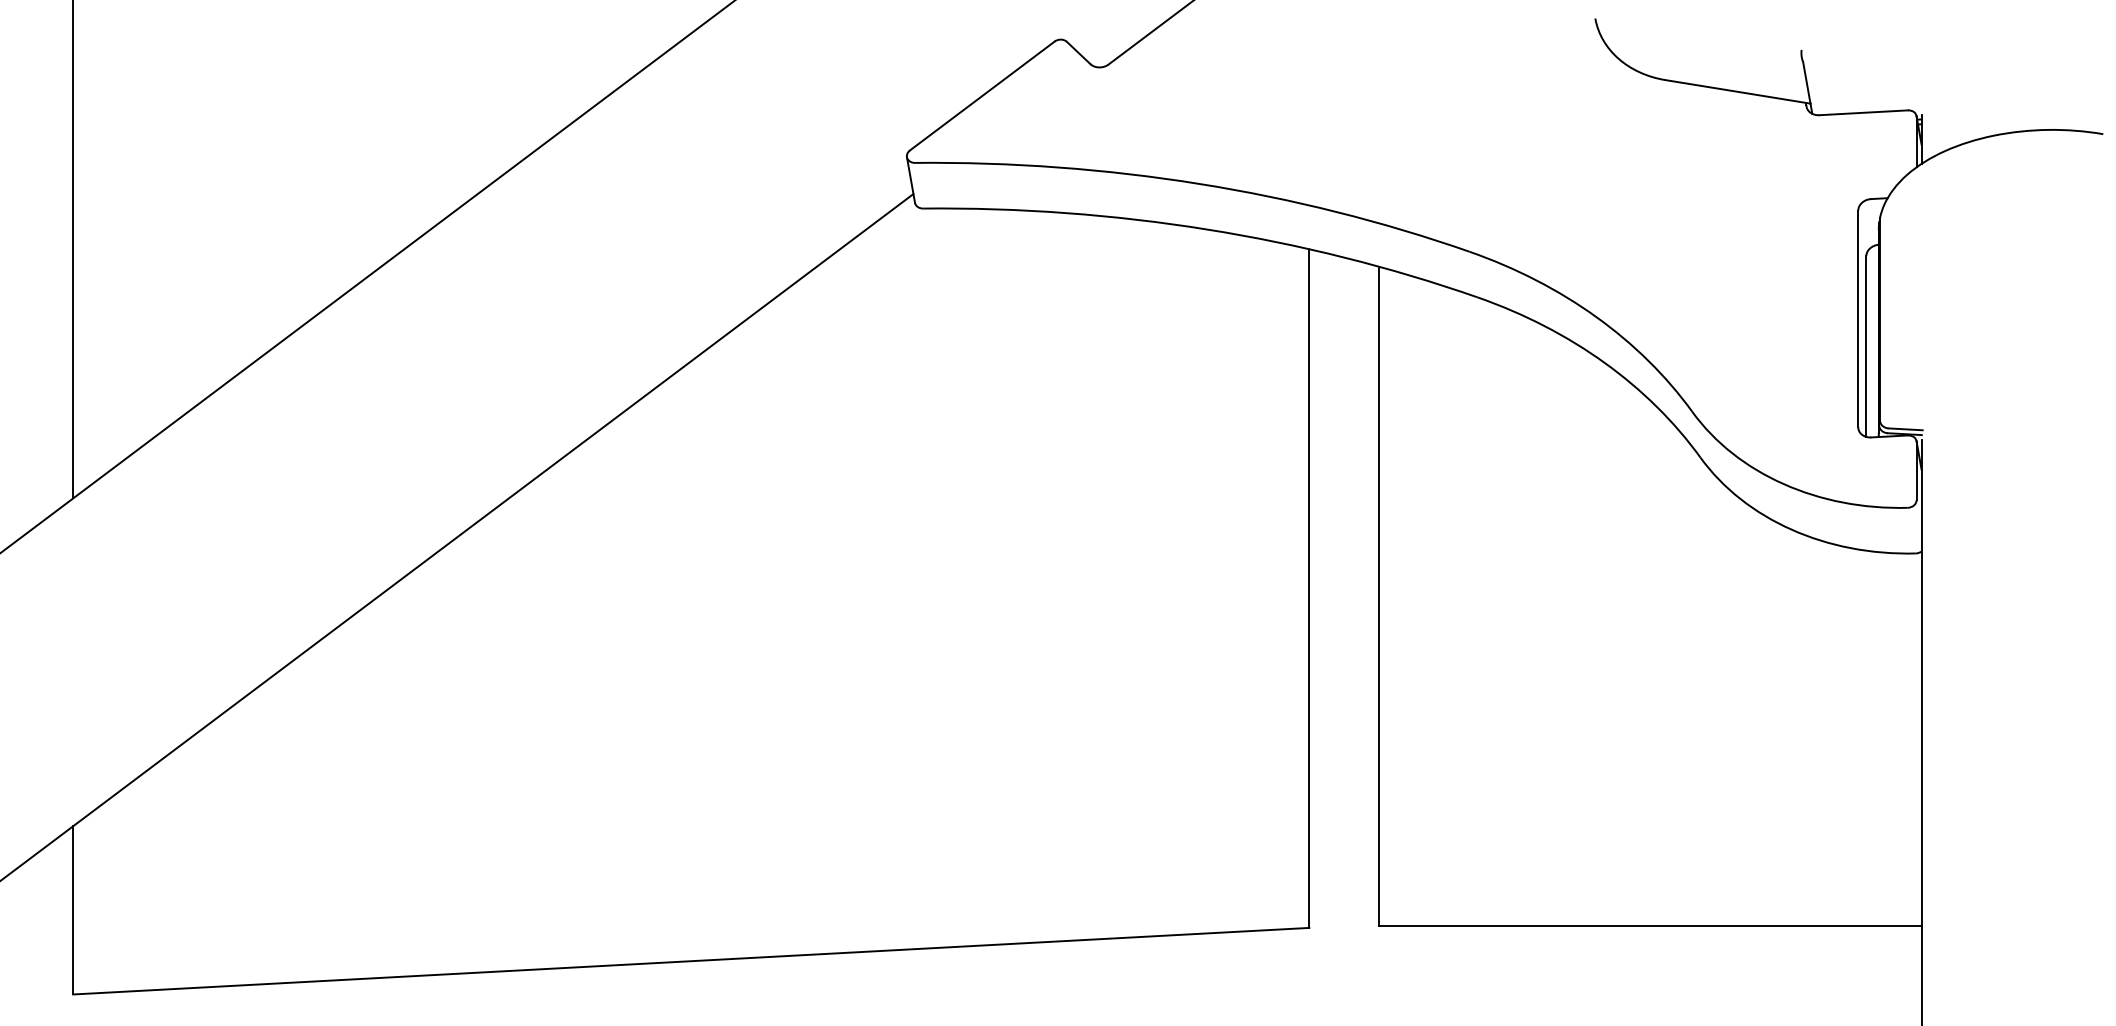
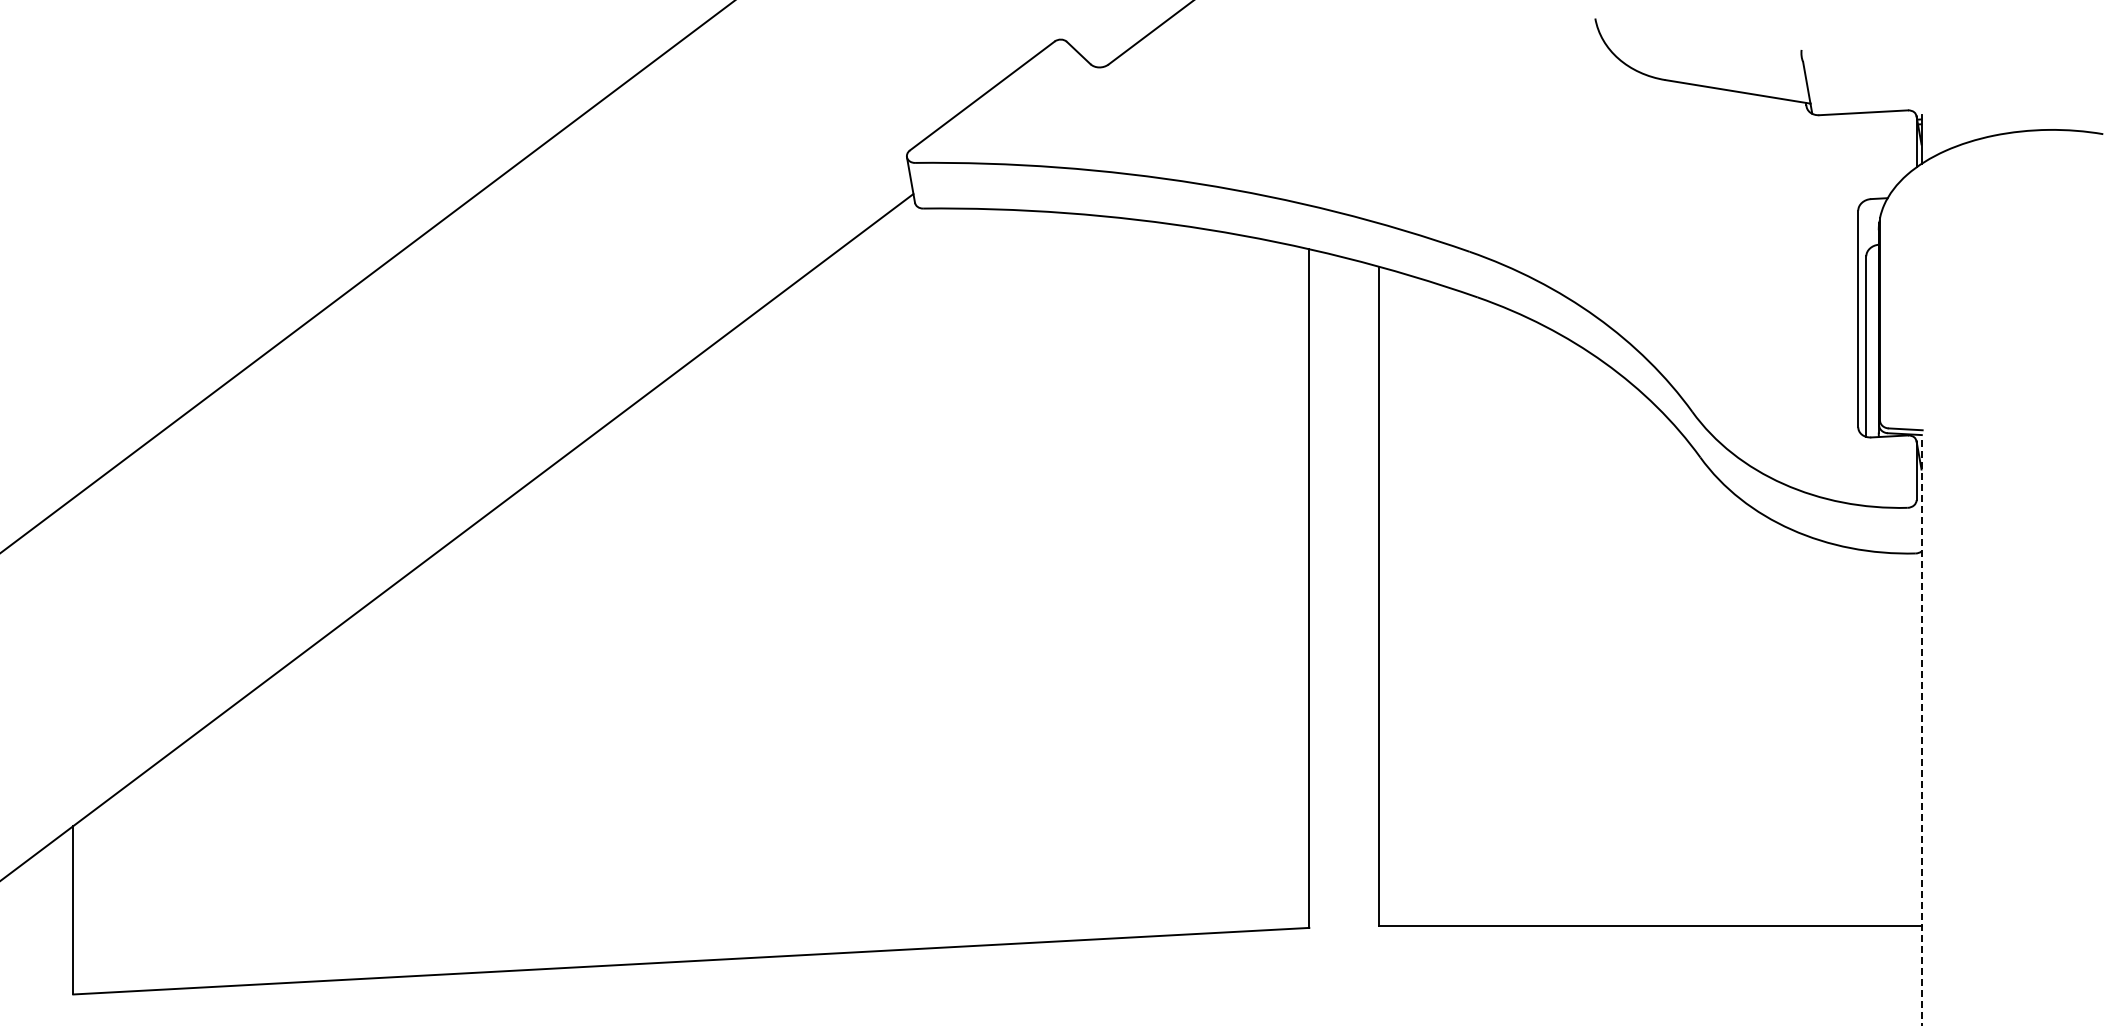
line: present -> none (73, 250)
line: solid -> dashed (1921, 732)
